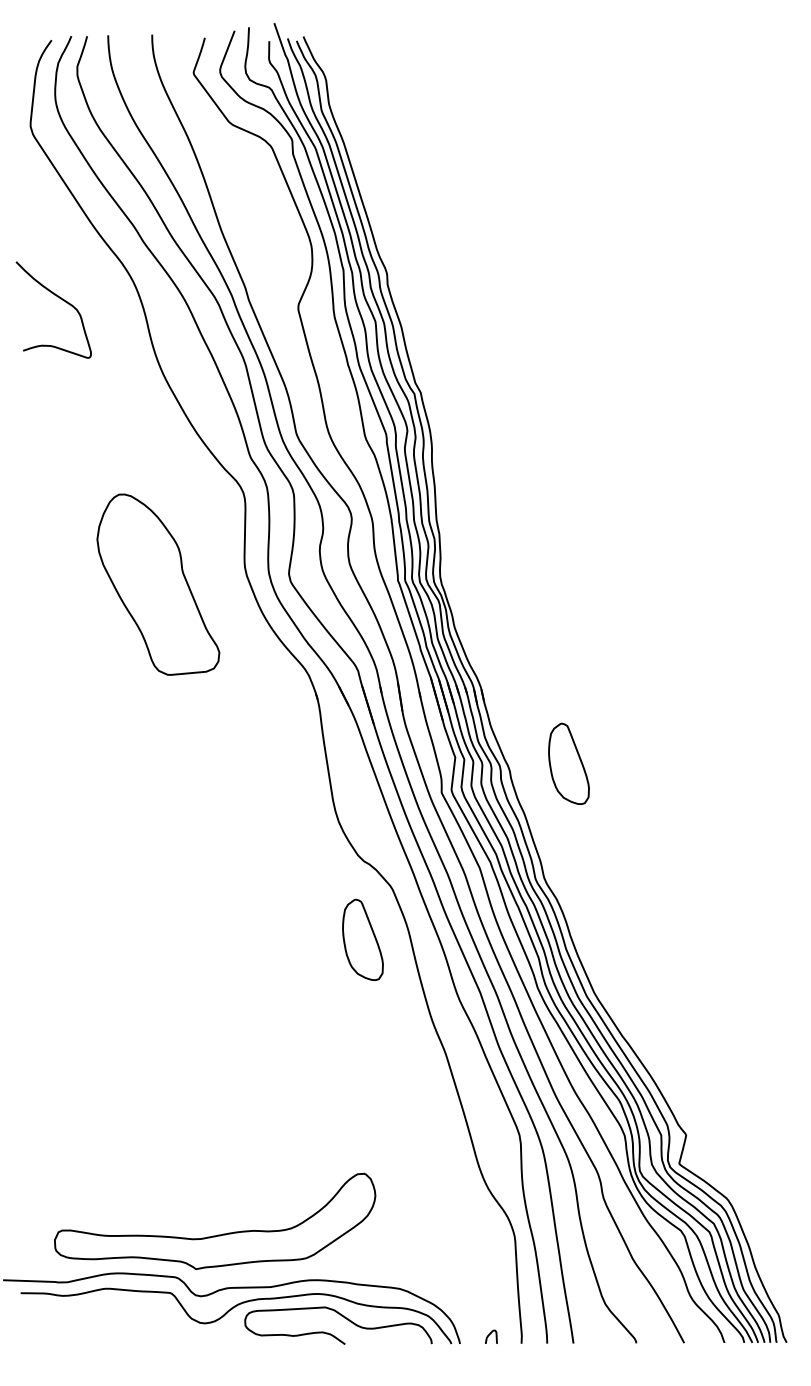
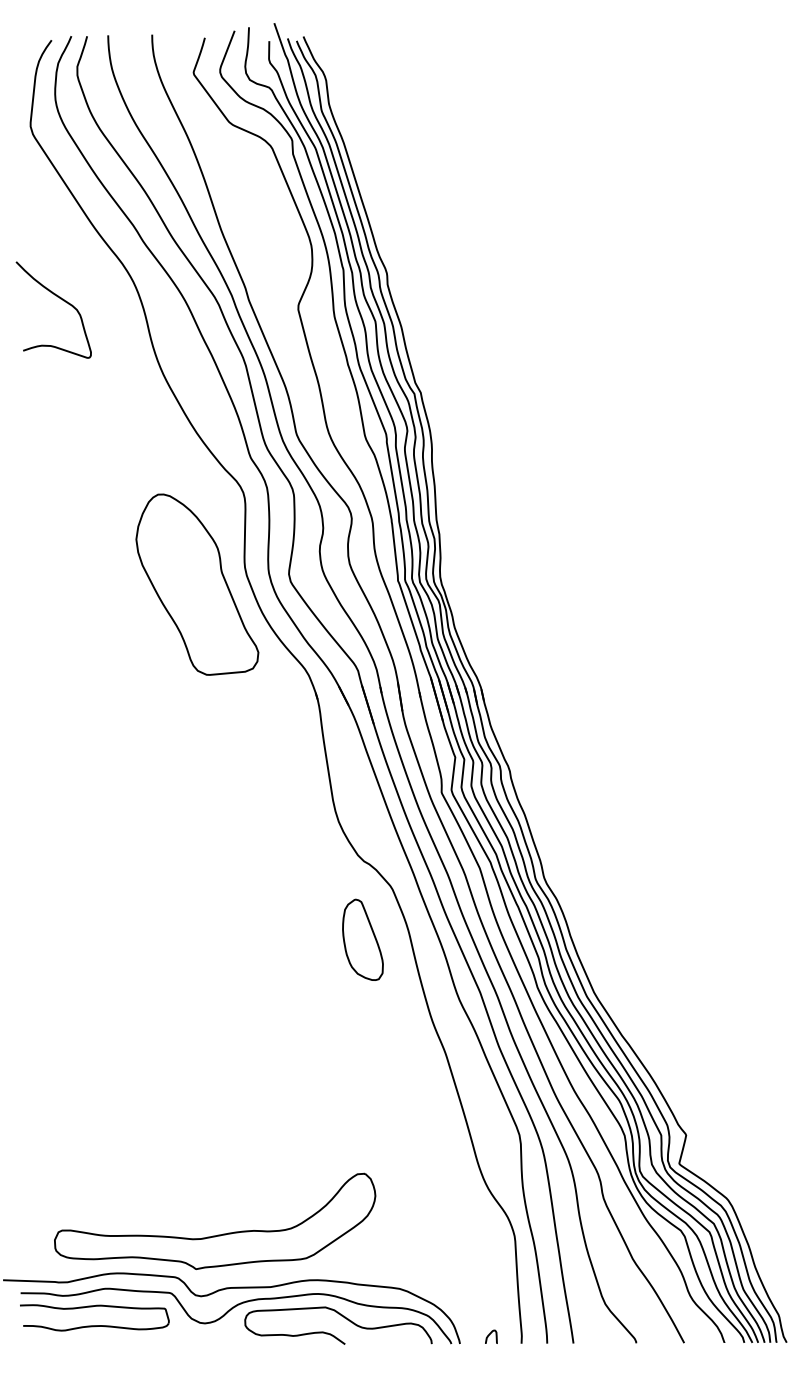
part position: (158, 584) -> (197, 584) (197, 584)
part: present -> none (568, 763)
part: none -> present (94, 1325)
